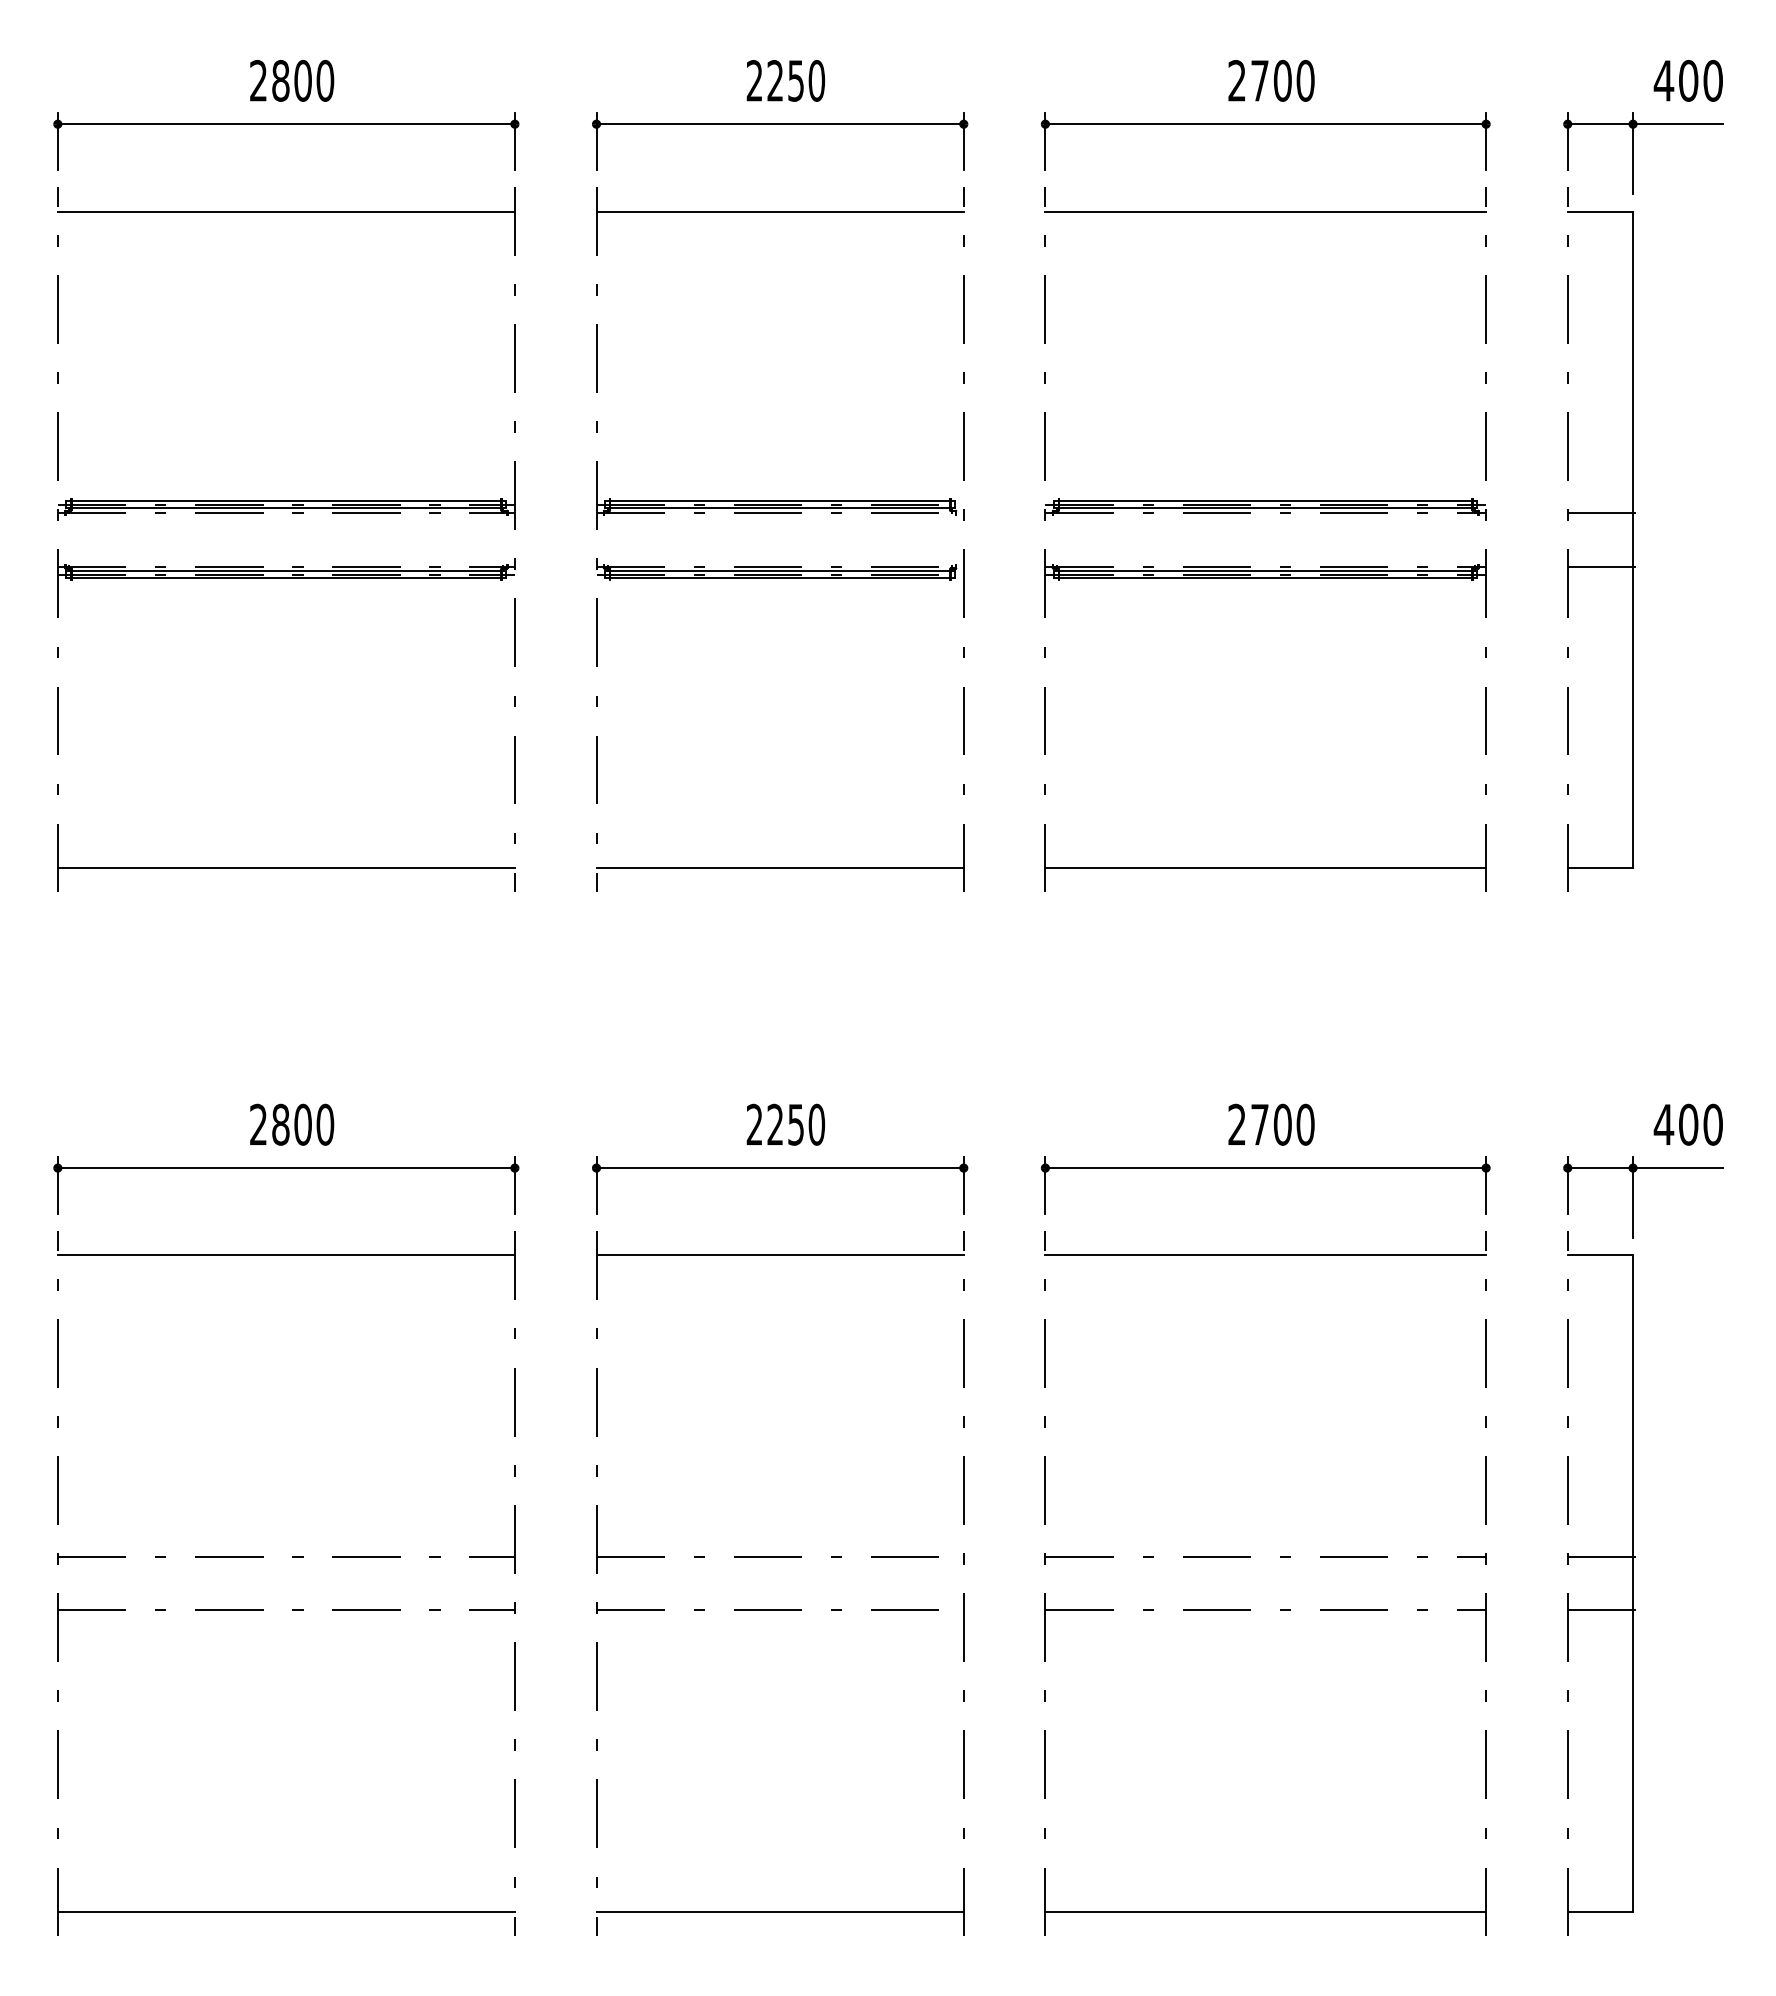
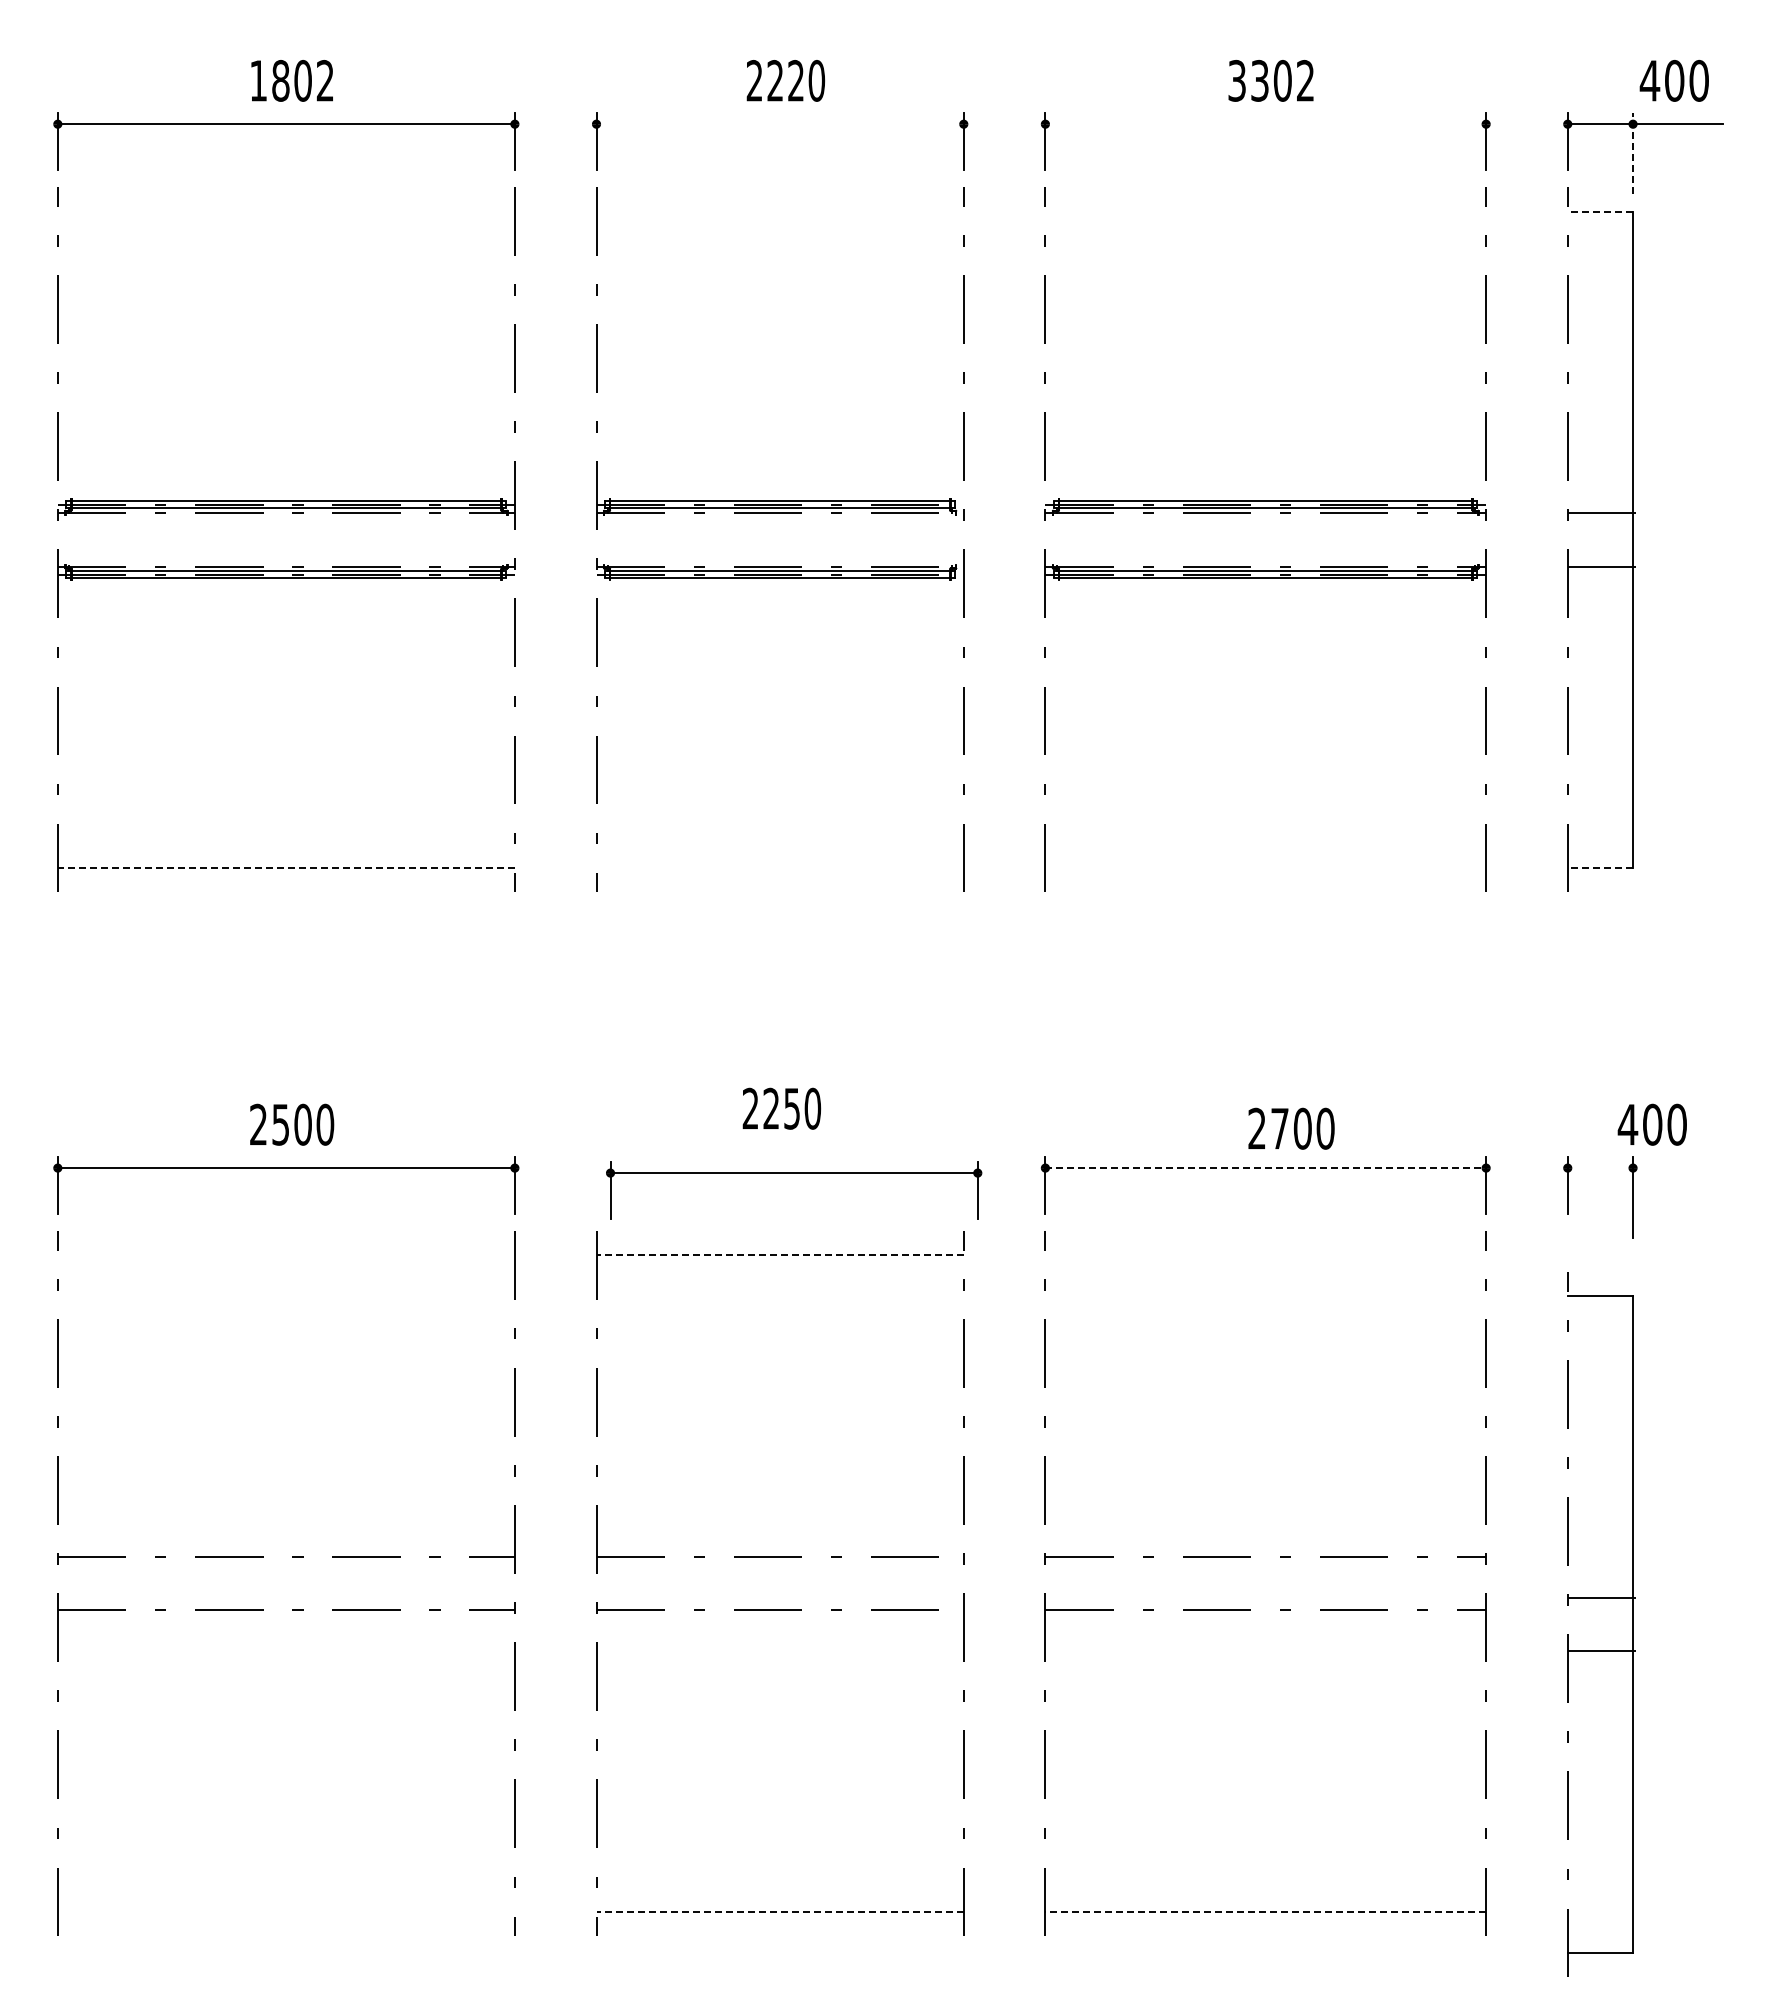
text: 2800 -> 1802 (292, 80)
text: 2250 -> 2220 (795, 80)
text: 2700 -> 3302 (1271, 80)
text position: (1687, 80) -> (1673, 80) (1673, 80)
line: present -> none (779, 124)
line: present -> none (1265, 124)
line: solid -> dashed (1633, 153)
line: present -> none (285, 211)
line: present -> none (779, 211)
line: present -> none (1265, 211)
line: solid -> dashed (1600, 211)
line: solid -> dashed (286, 867)
line: present -> none (779, 867)
line: present -> none (1265, 867)
line: solid -> dashed (1600, 867)
text: 2800 -> 2500 (280, 1124)
text position: (785, 1124) -> (781, 1108) (781, 1108)
text position: (1271, 1124) -> (1291, 1128) (1291, 1128)
text position: (1687, 1124) -> (1651, 1124) (1651, 1124)
part position: (780, 1168) -> (794, 1173) (794, 1173)
line: solid -> dashed (1266, 1168)
line: present -> none (1644, 1168)
line: present -> none (285, 1255)
line: solid -> dashed (780, 1255)
line: present -> none (1265, 1255)
part position: (1601, 1557) -> (1601, 1598) (1601, 1598)
line: present -> none (285, 1911)
line: solid -> dashed (780, 1911)
line: solid -> dashed (1265, 1911)
